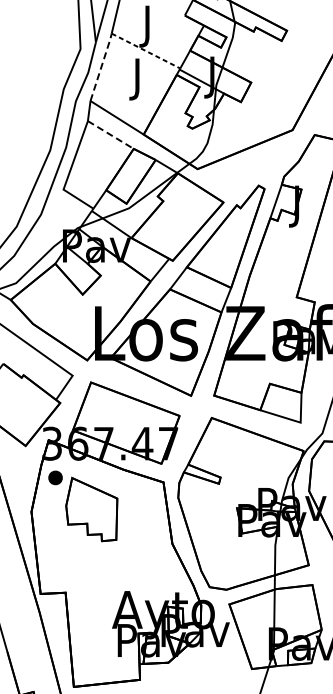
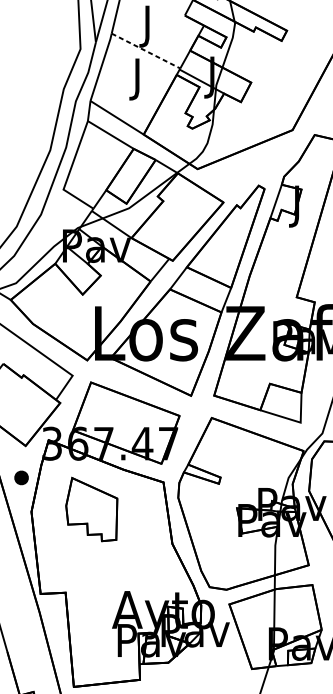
line: dashed -> solid (101, 66)
line: dashed -> solid (110, 135)
part position: (55, 477) -> (21, 477) (21, 477)
